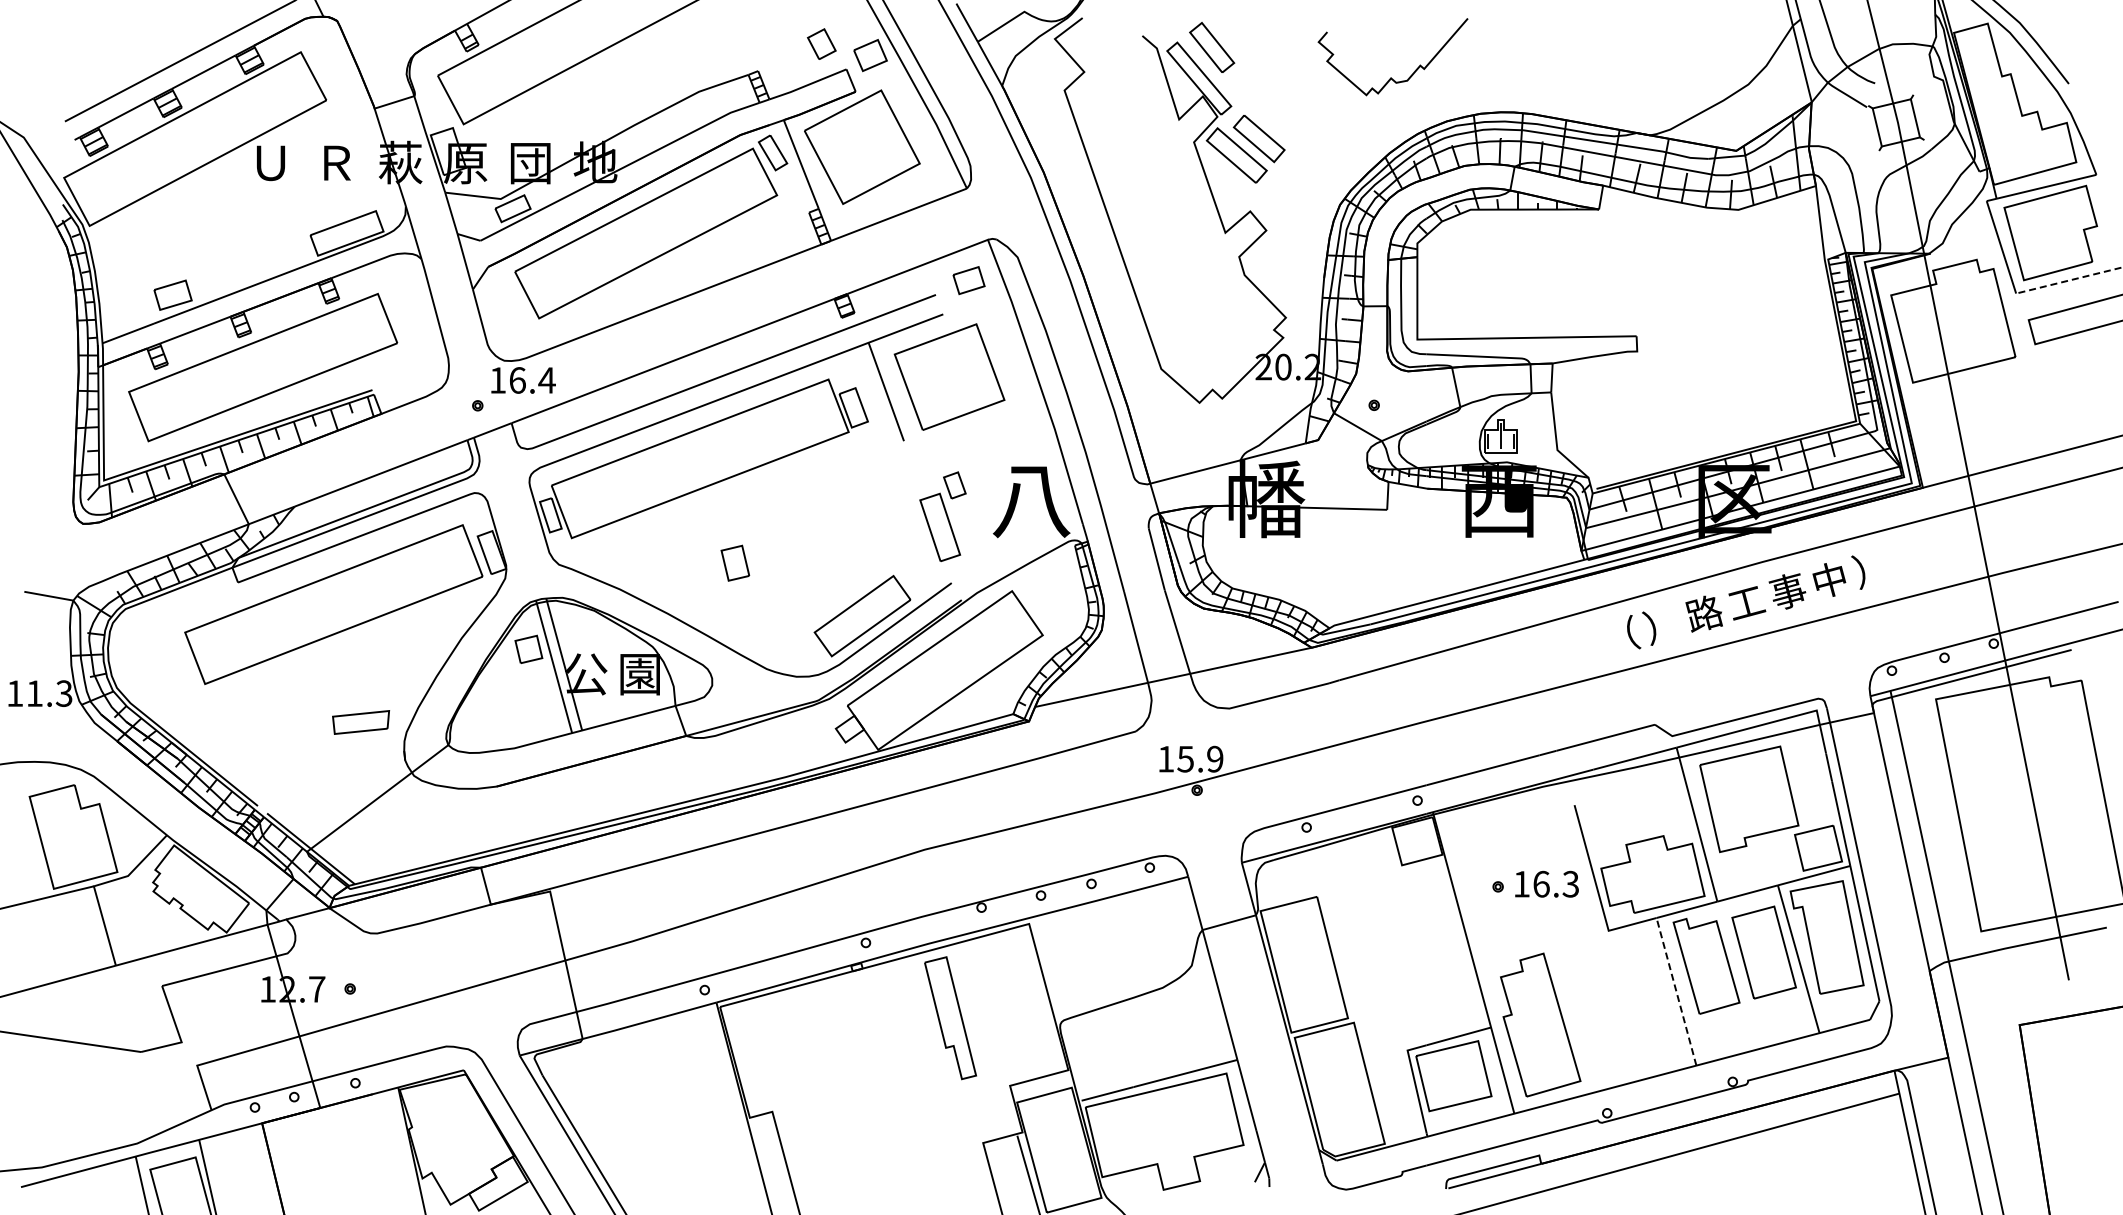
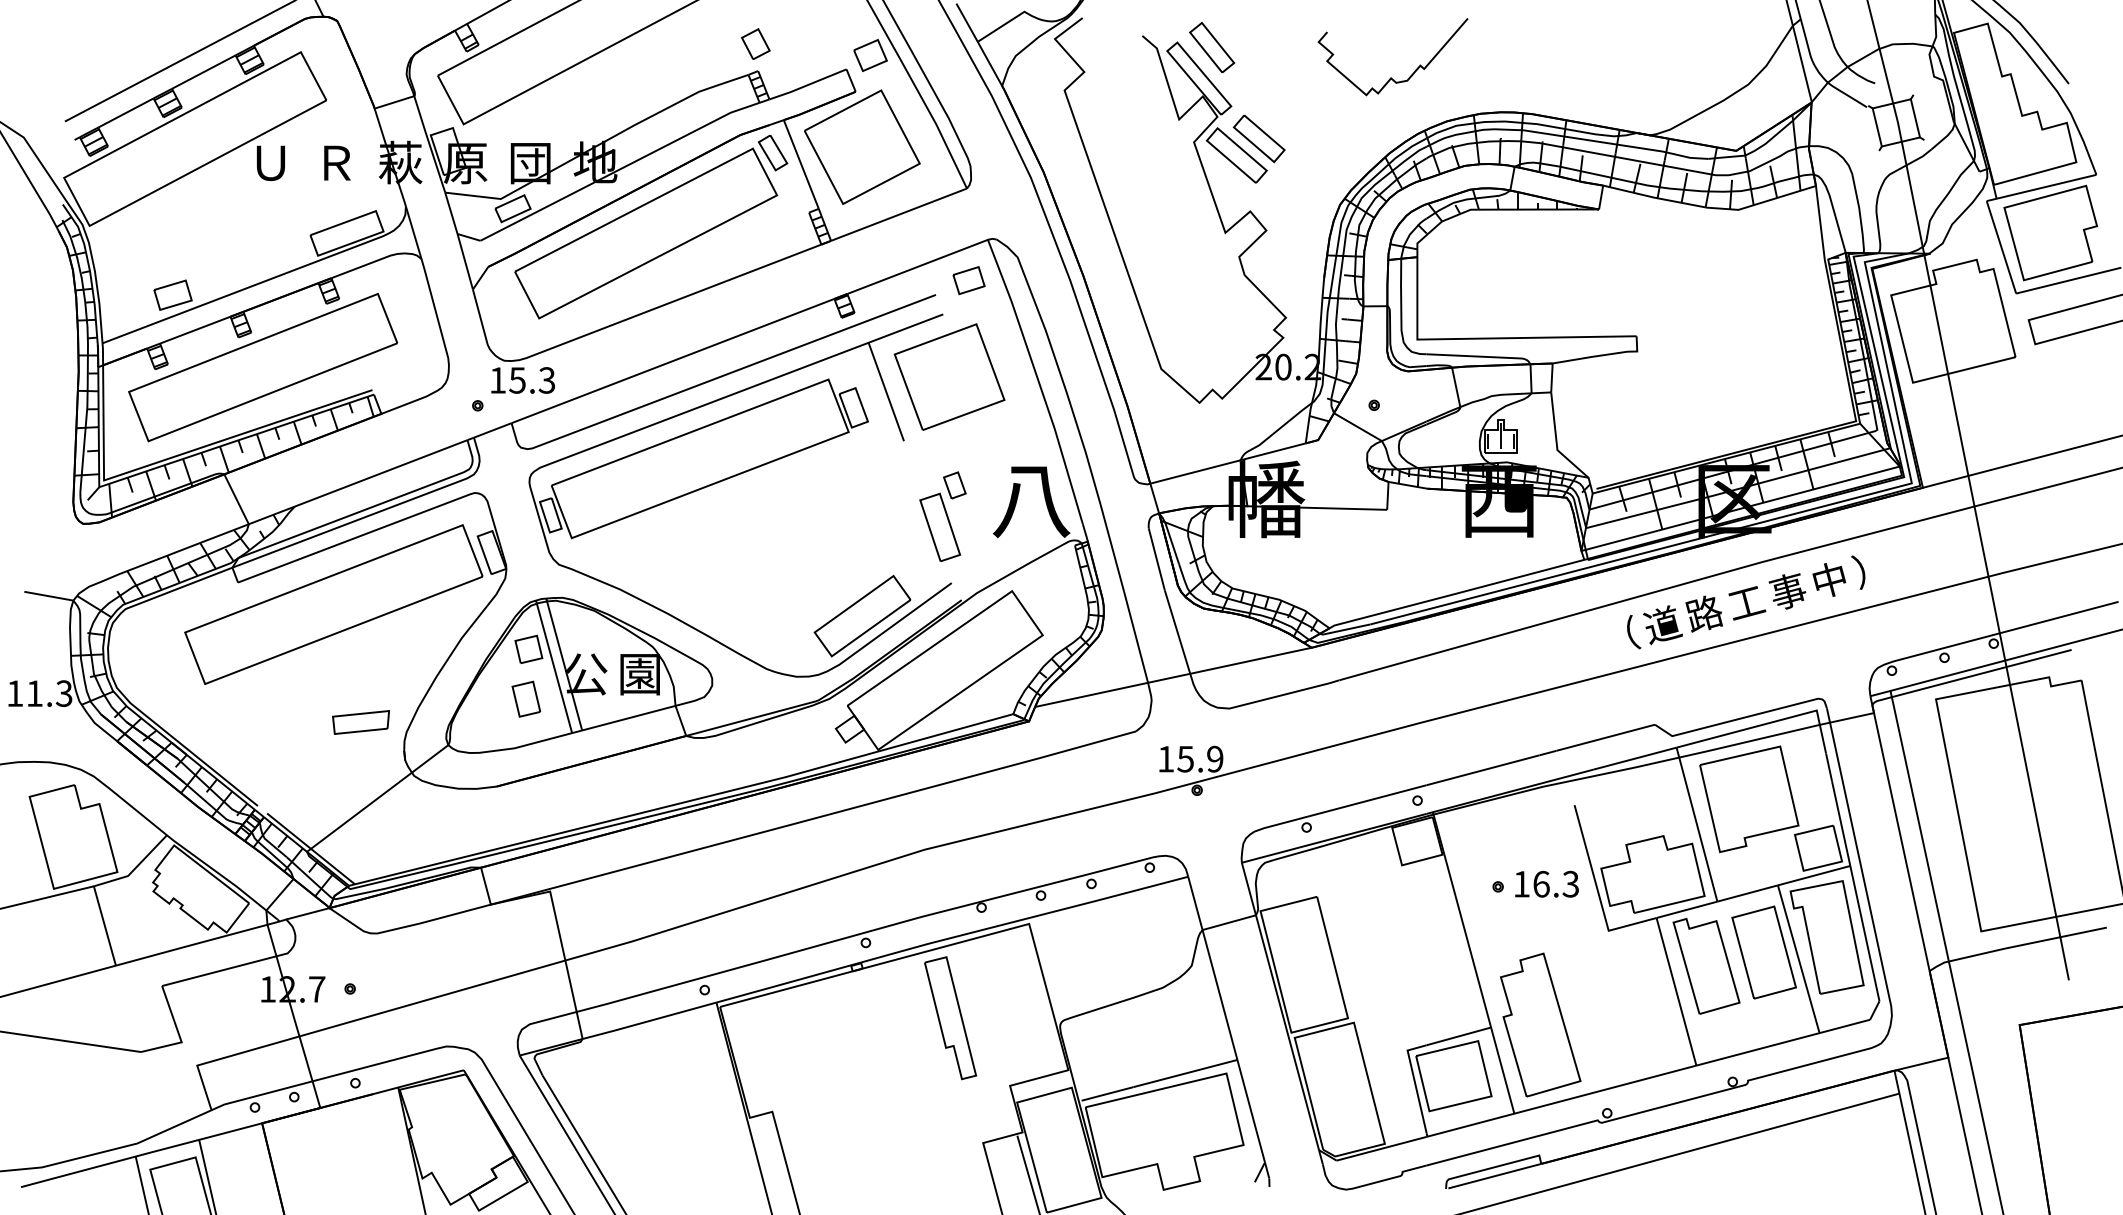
part position: (821, 43) -> (755, 43) (755, 43)
line: dashed -> solid (2068, 280)
text: 16.4 -> 15.3 (532, 380)
part position: (735, 562) -> (526, 698) (526, 698)
text: ） -> 道 (1662, 625)
line: dashed -> solid (1676, 991)
